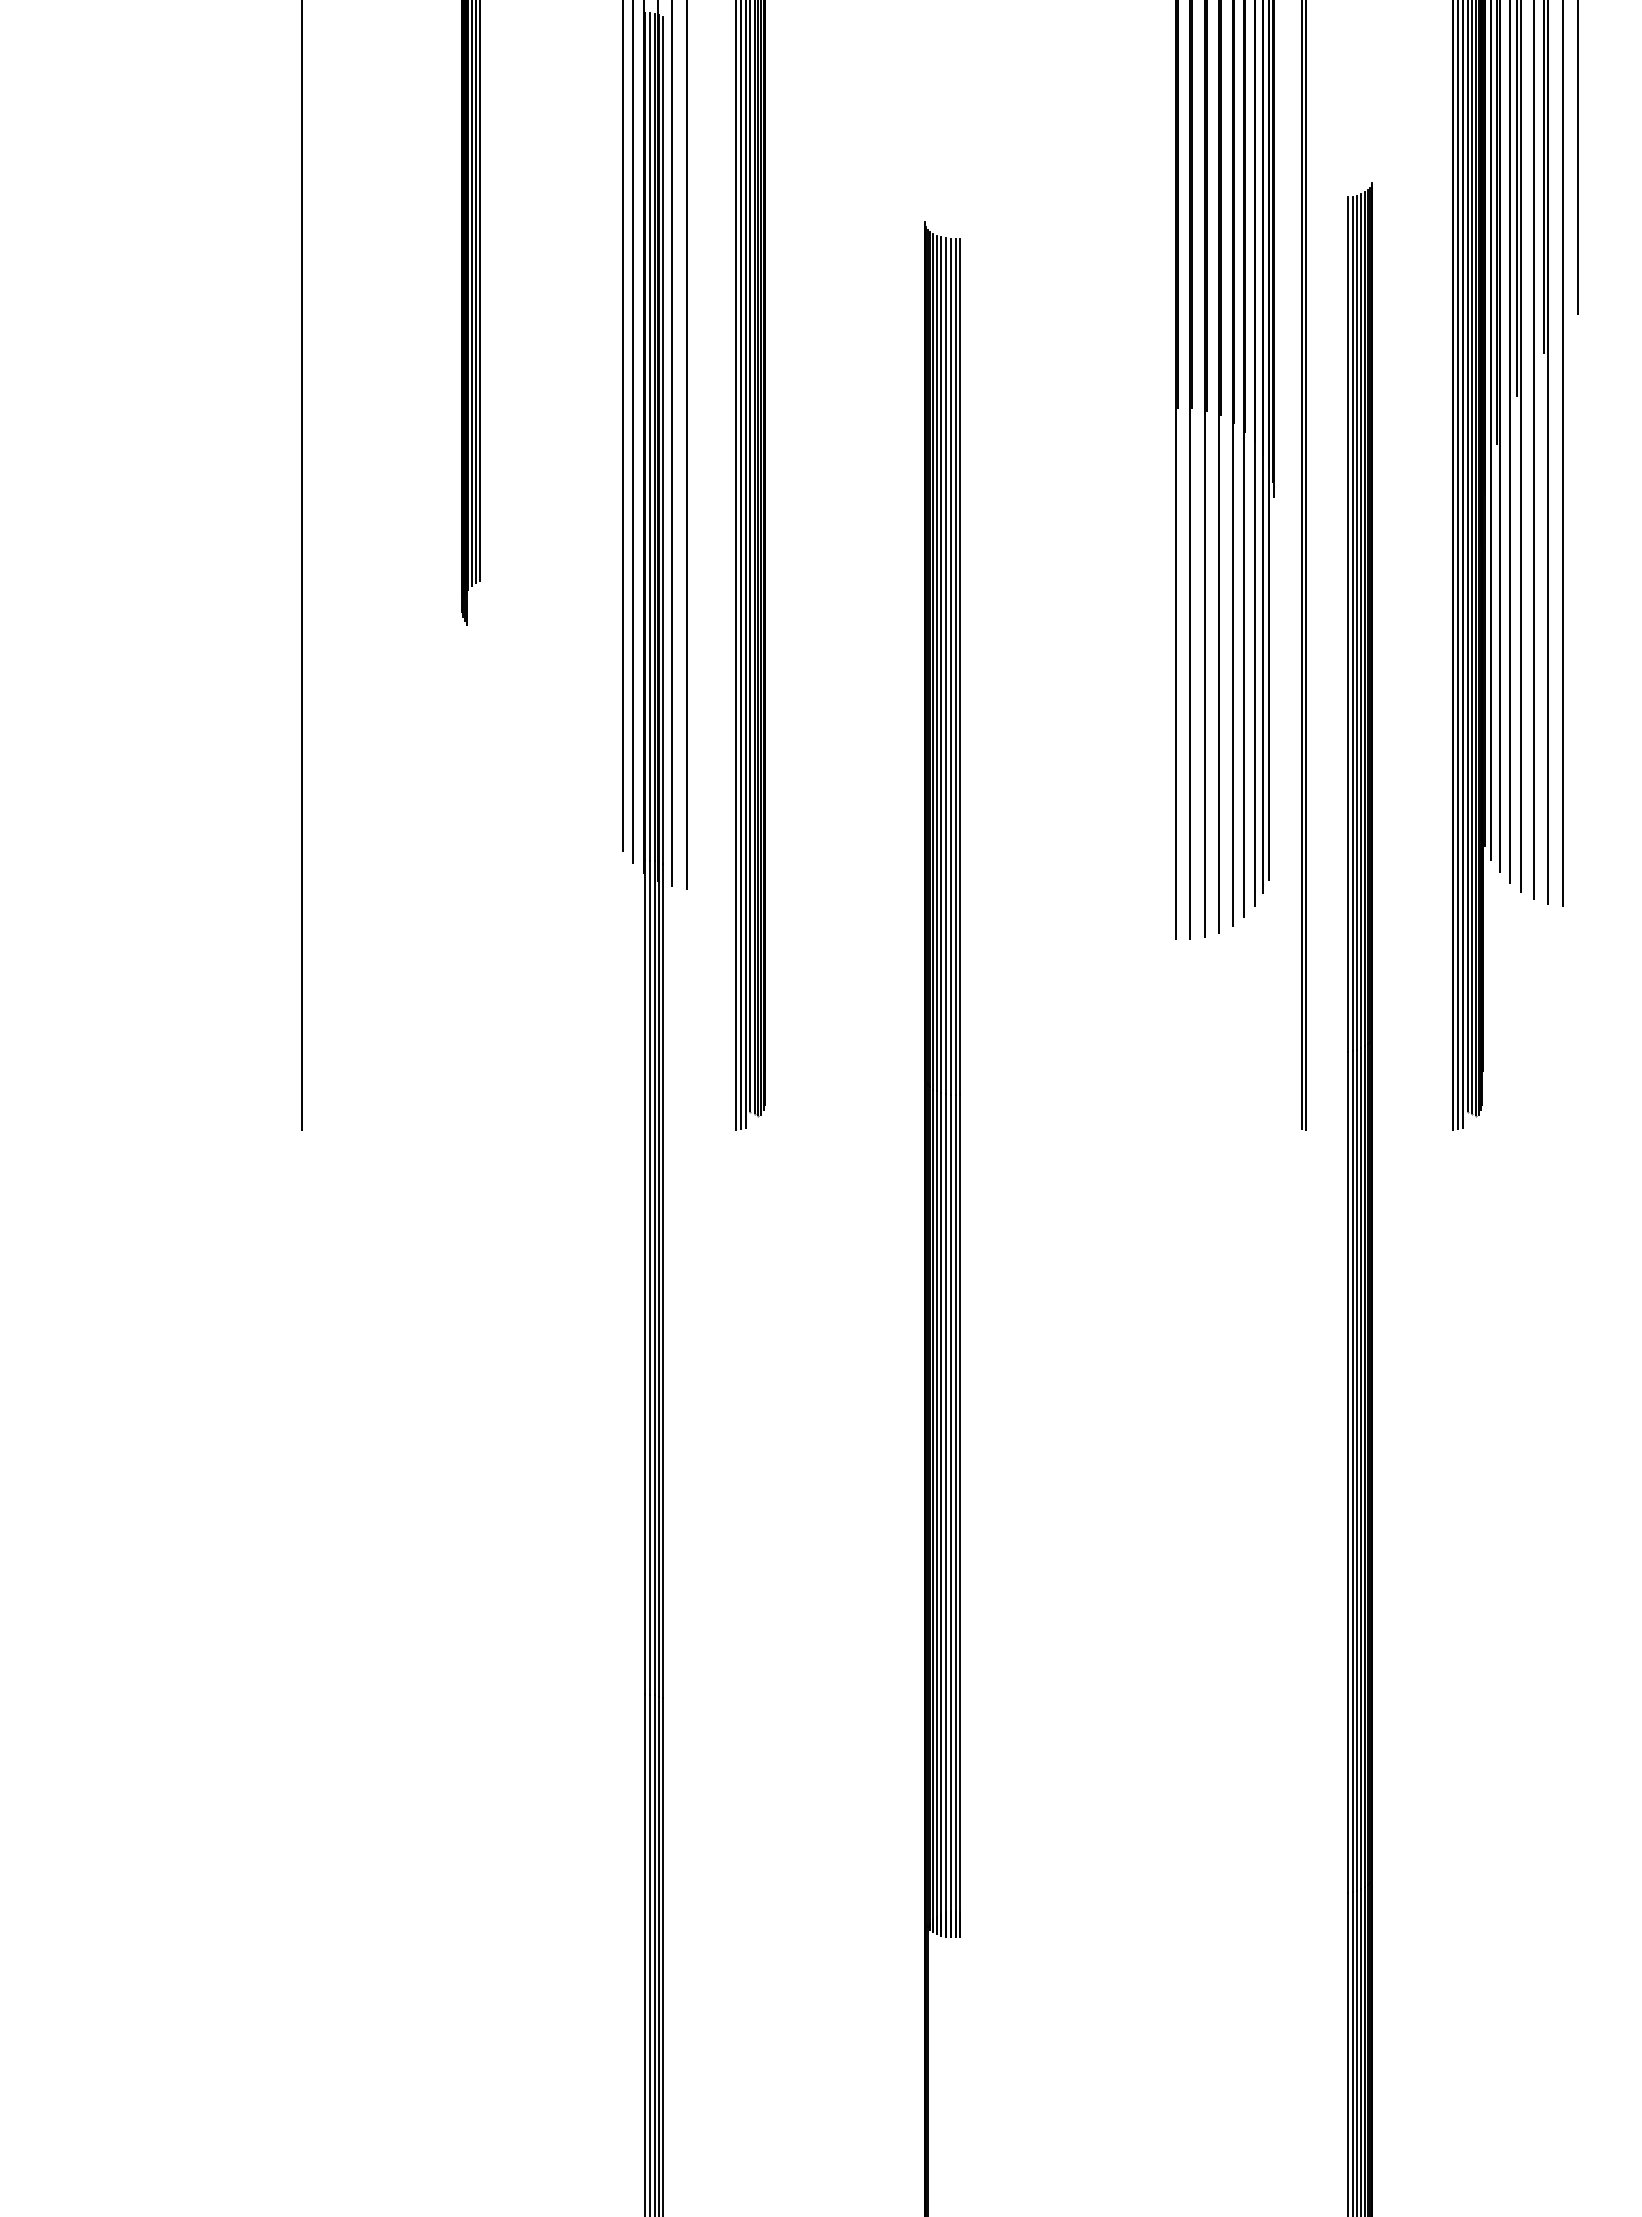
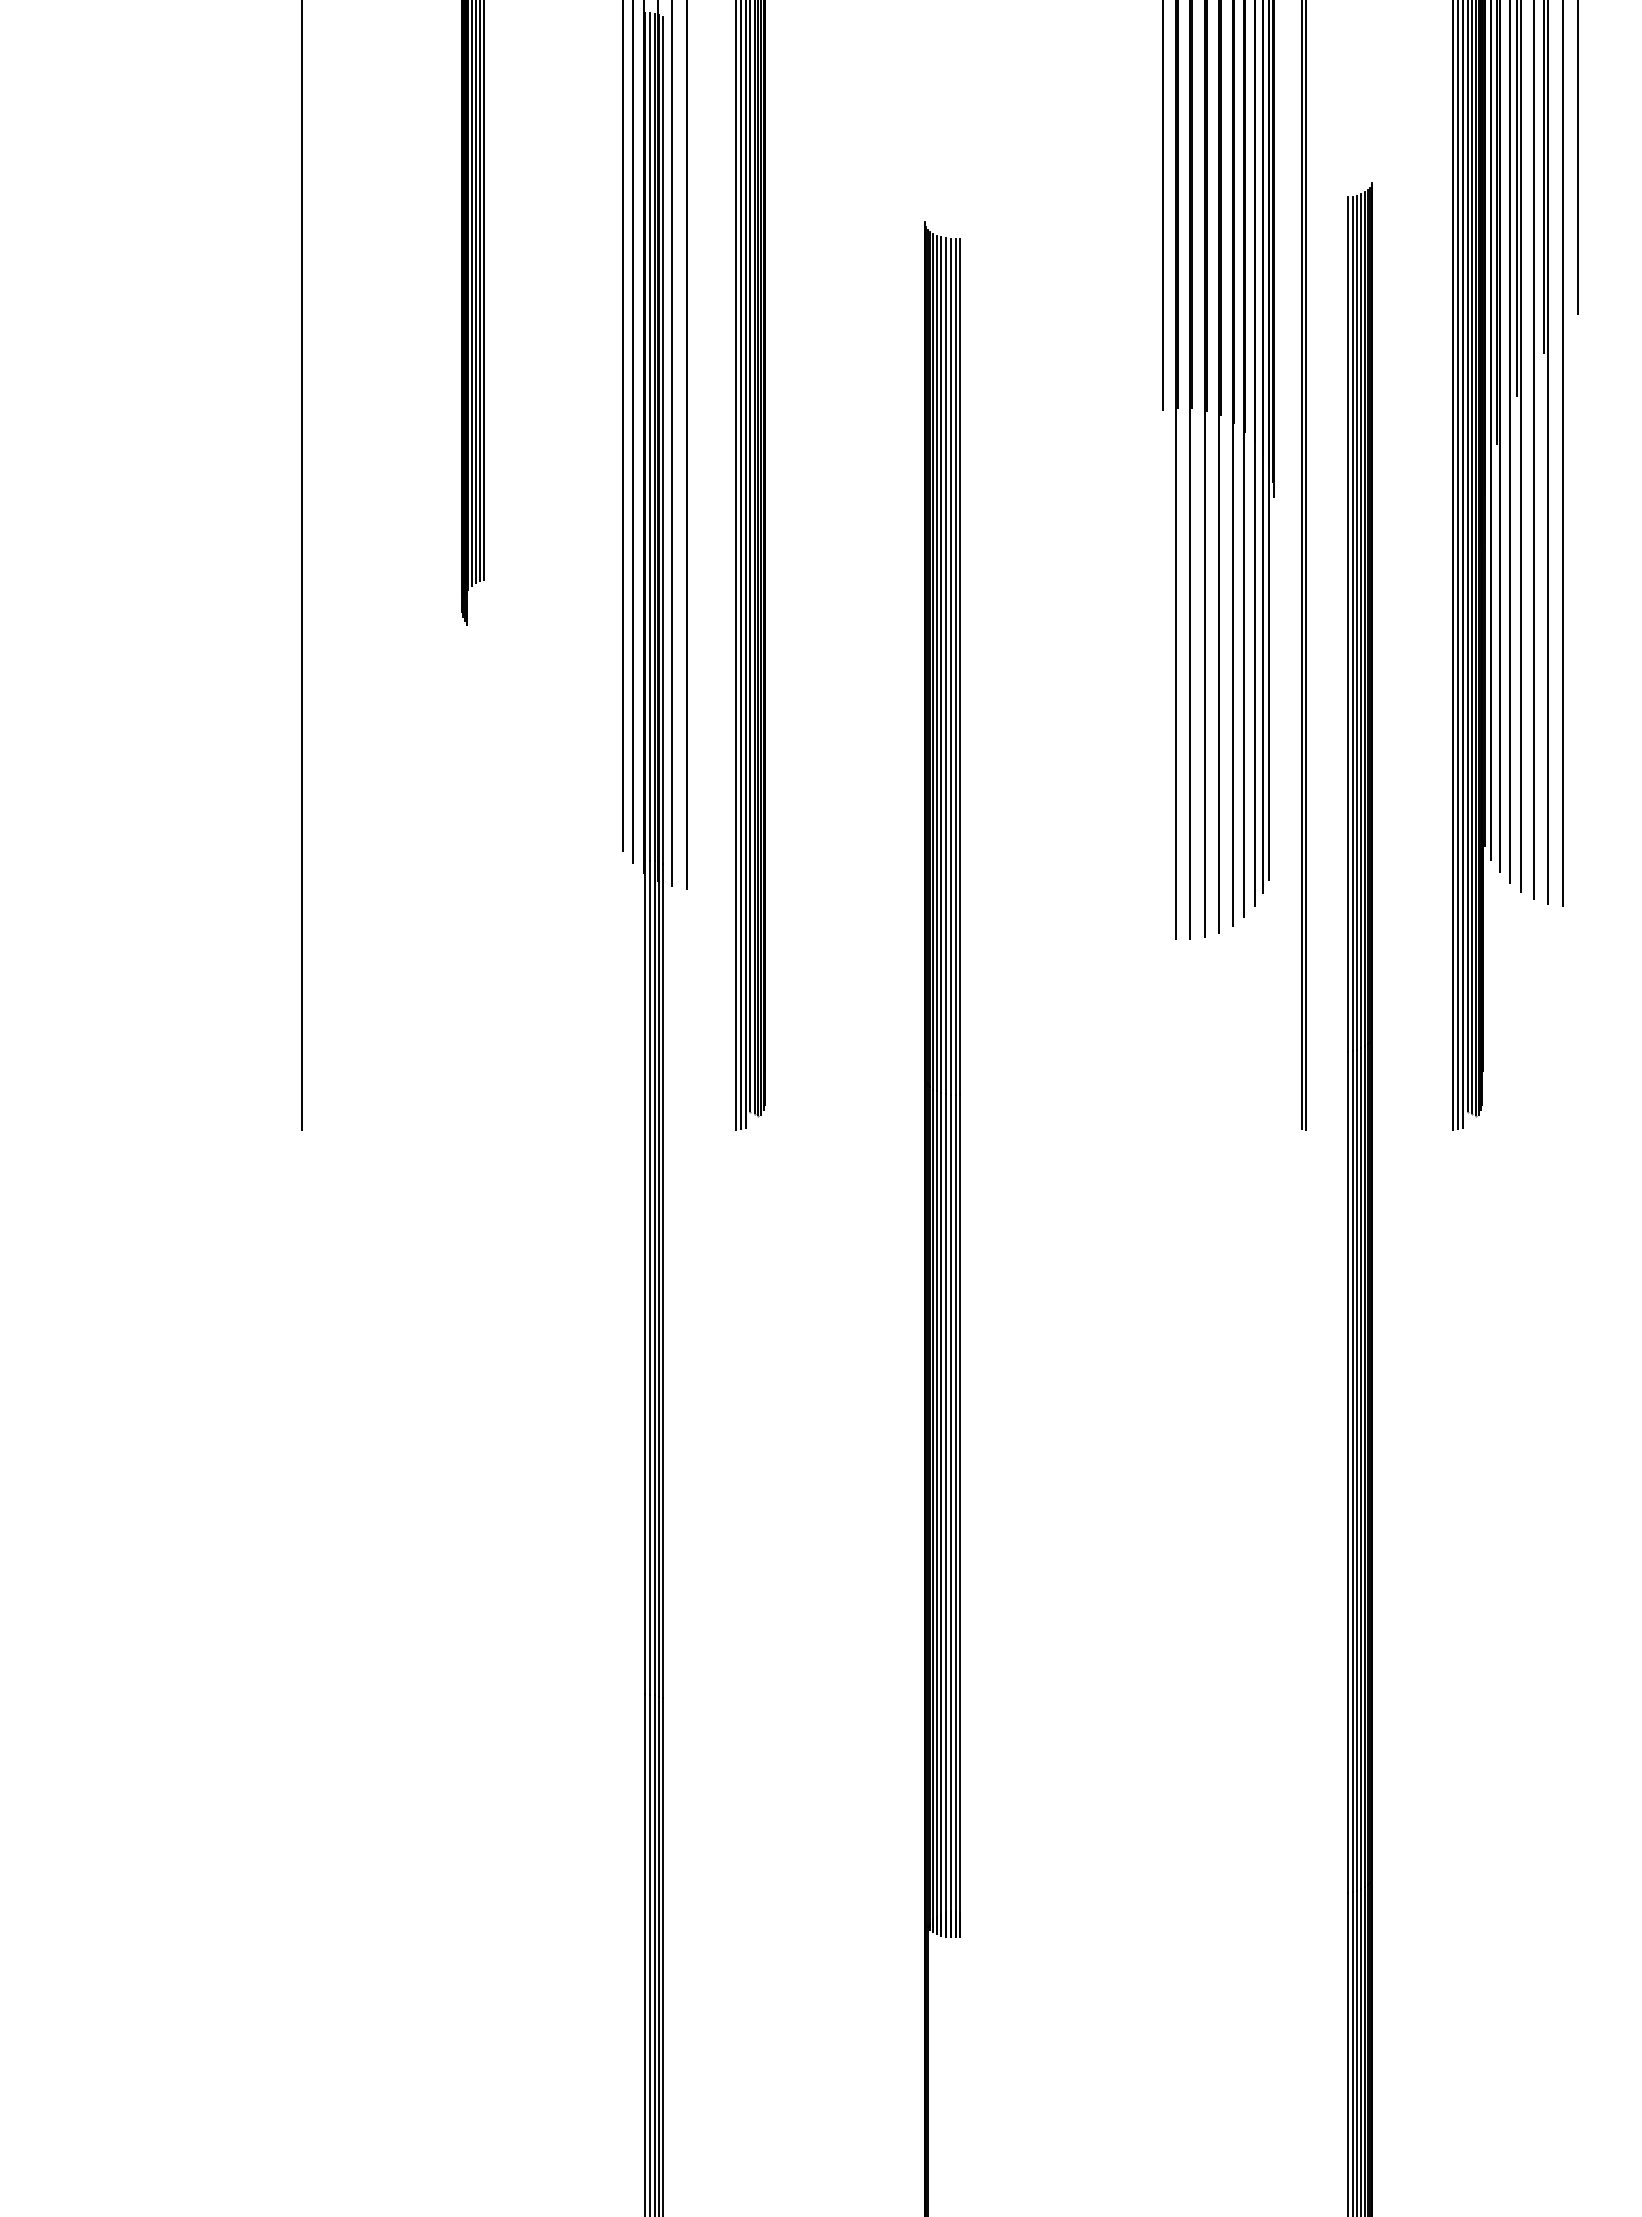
line: none -> present (1163, 206)
line: none -> present (484, 291)
